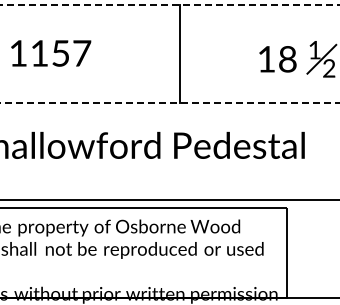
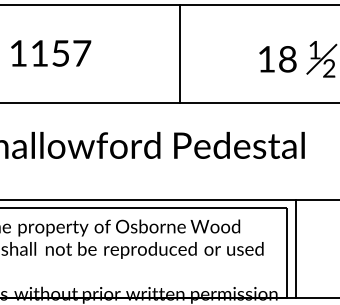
line: dashed -> solid (169, 5)
line: dashed -> solid (169, 102)
line: none -> present (296, 249)
